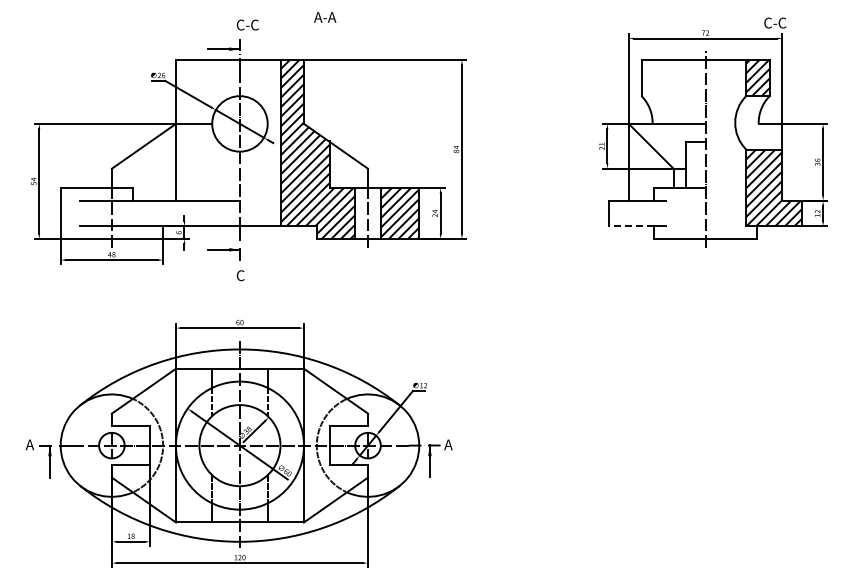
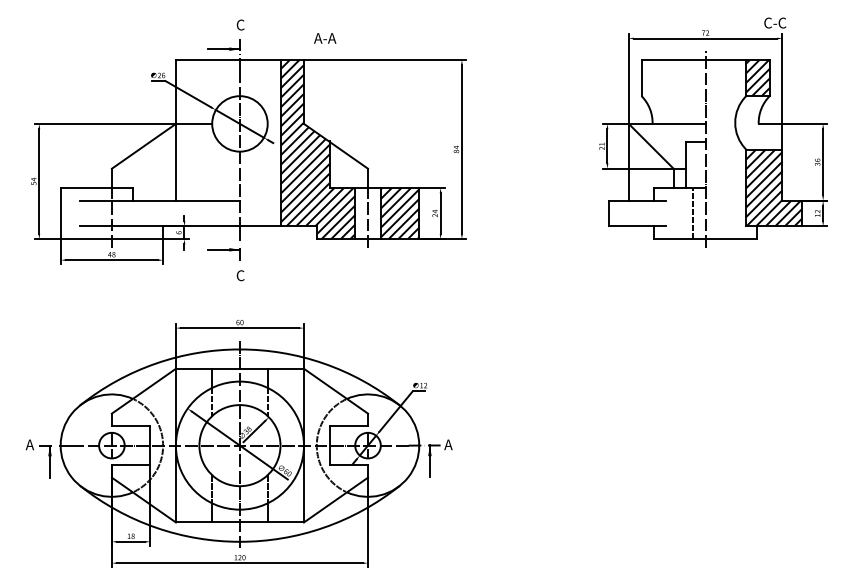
text position: (325, 17) -> (325, 38) (325, 38)
text: C-C -> C (252, 24)
line: none -> present (692, 213)
line: dashed -> solid (631, 226)
